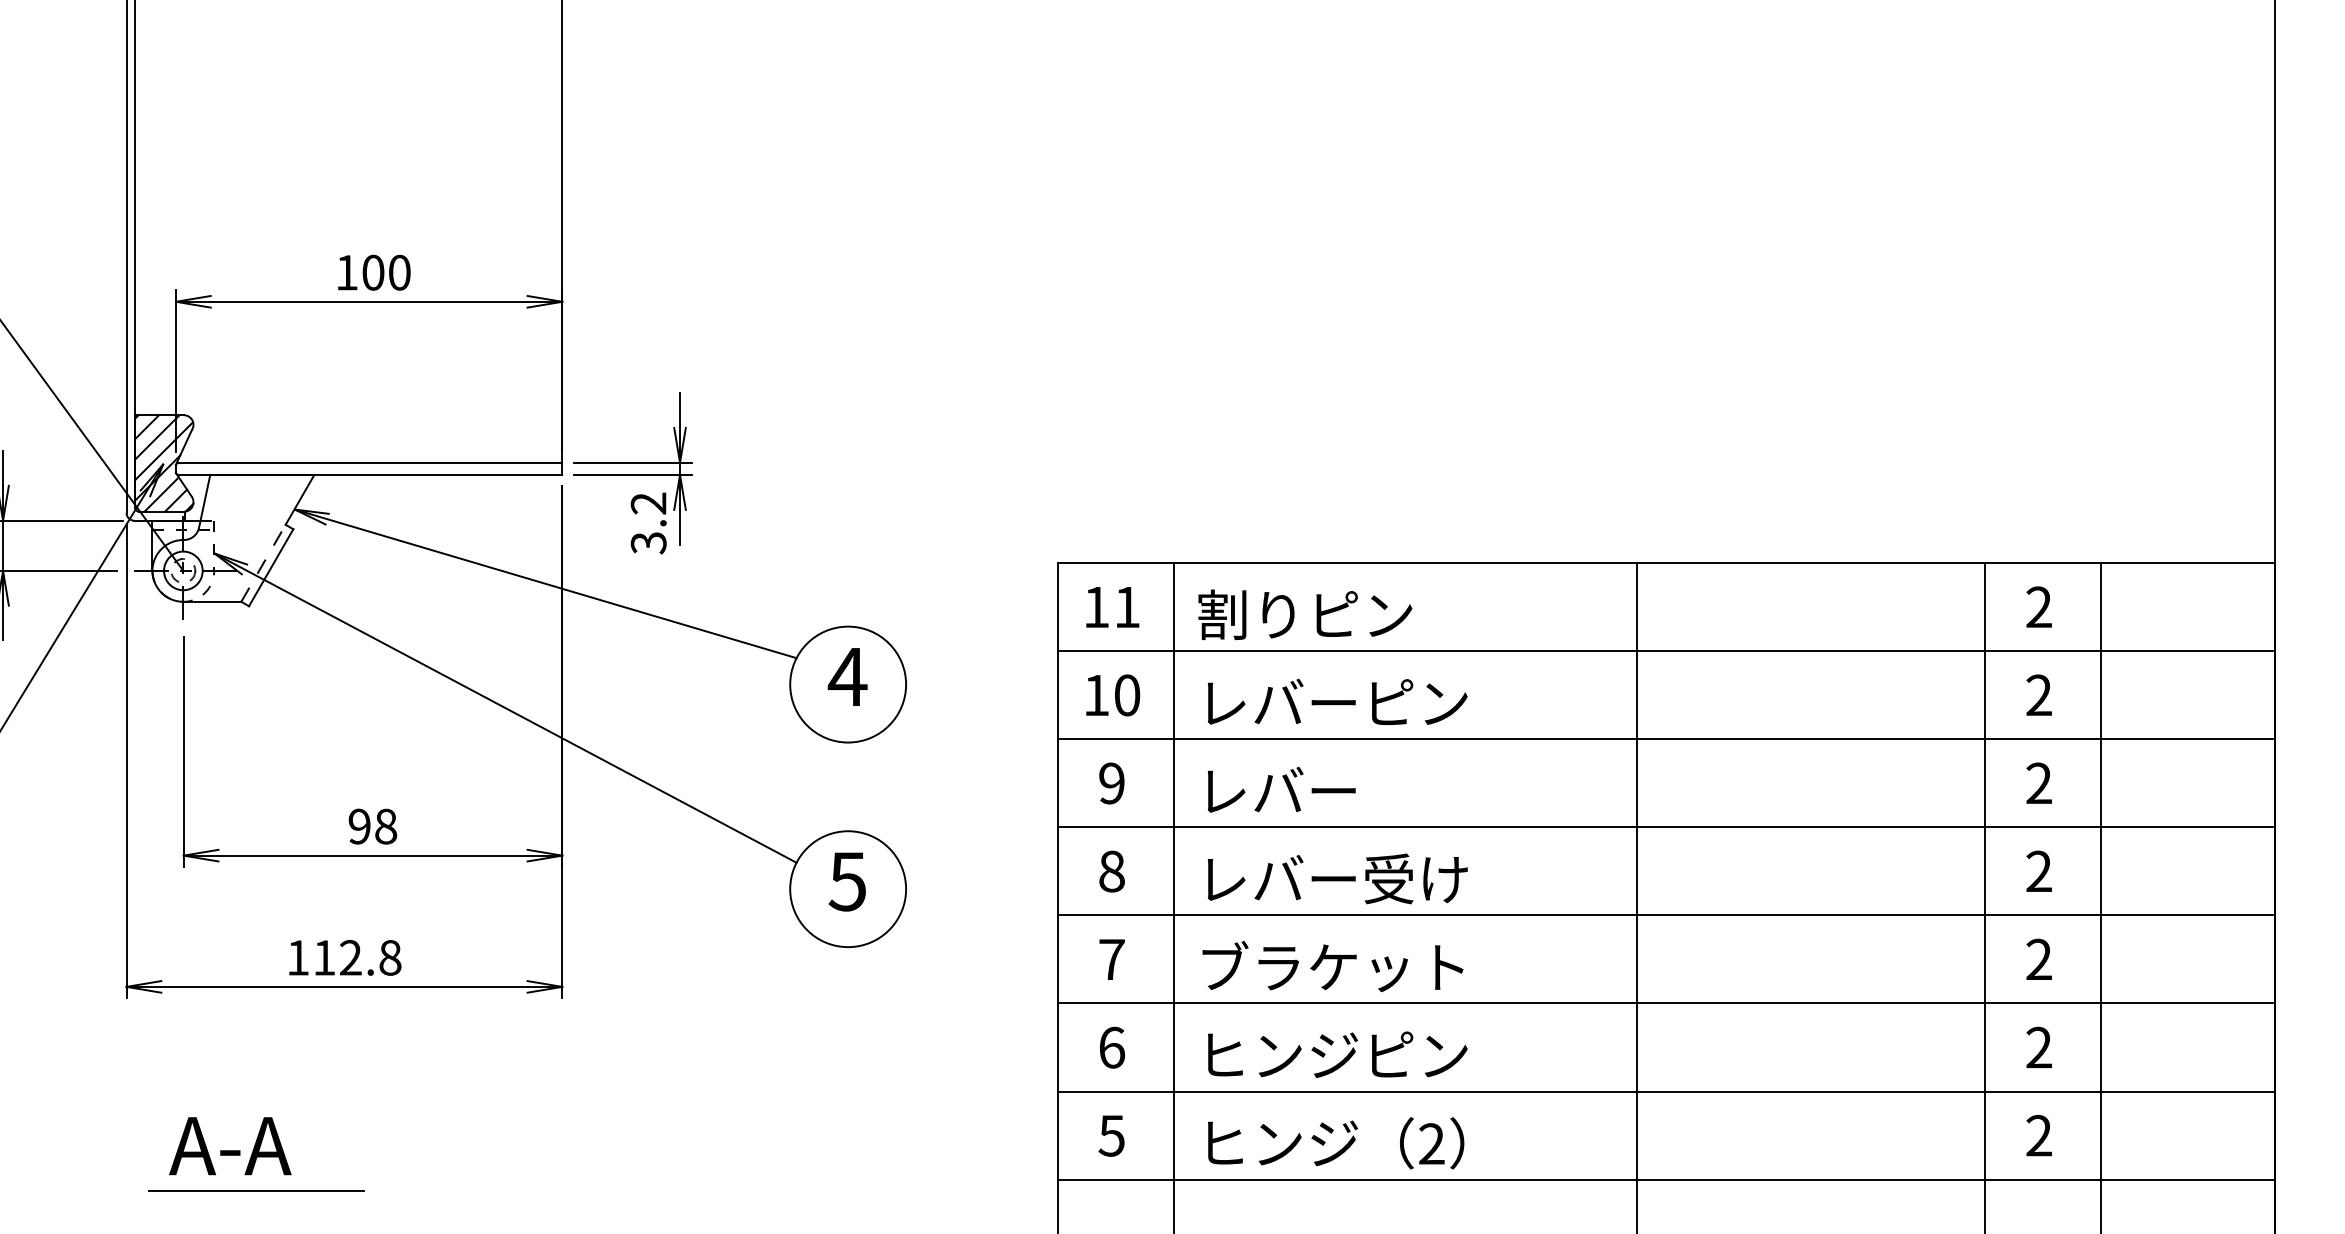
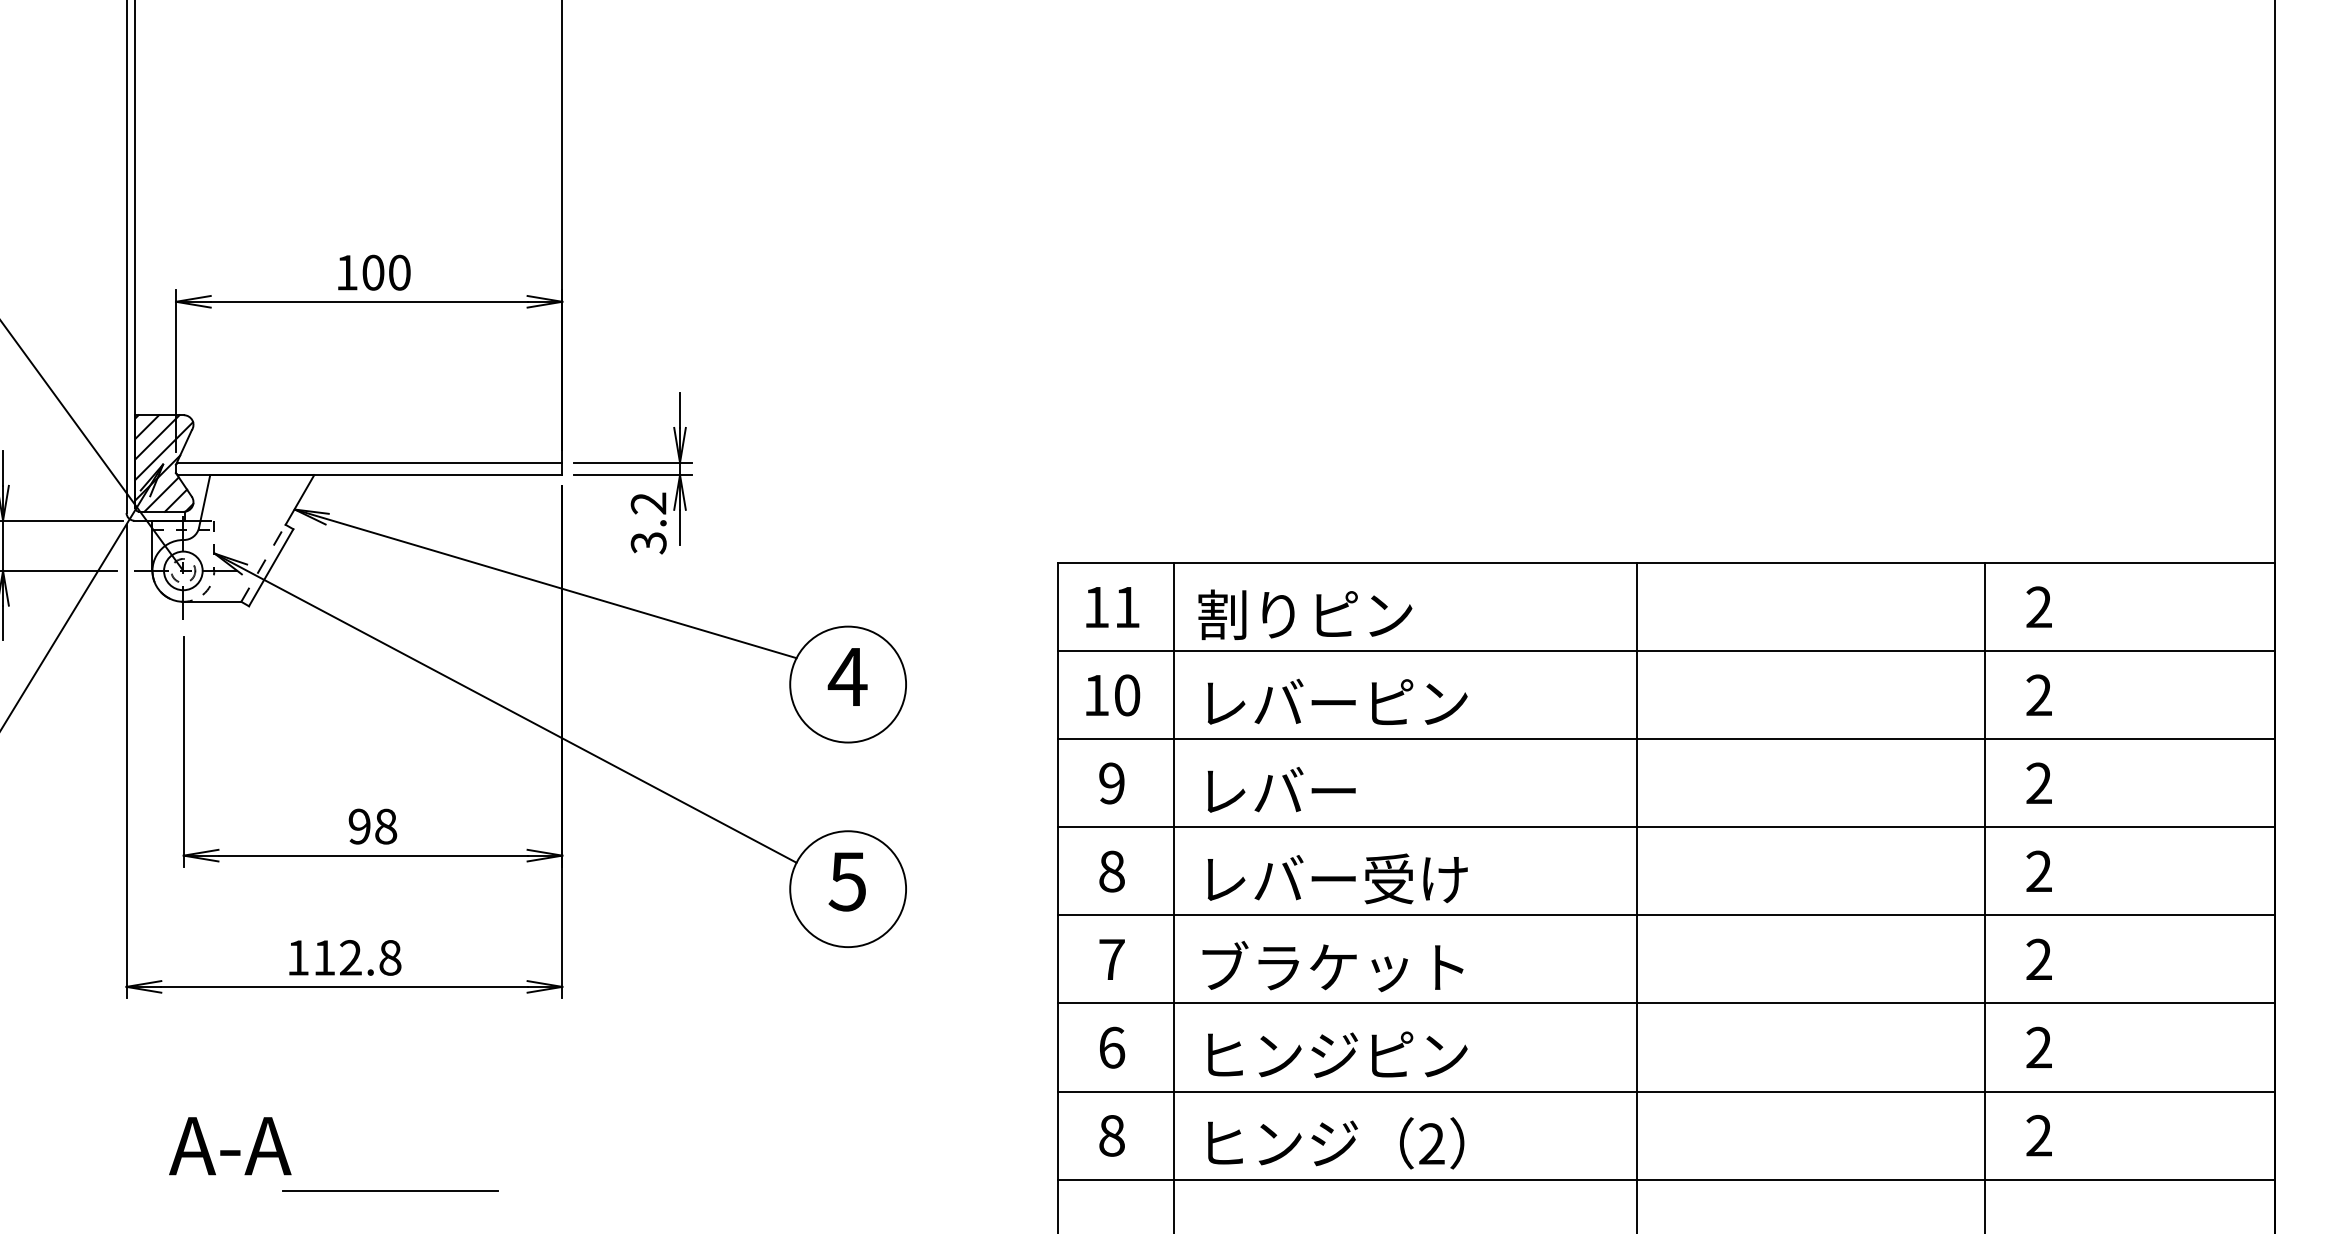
line: present -> none (2100, 896)
text: 5 -> 8 (1111, 1135)
line position: (256, 1190) -> (390, 1190) (390, 1190)
